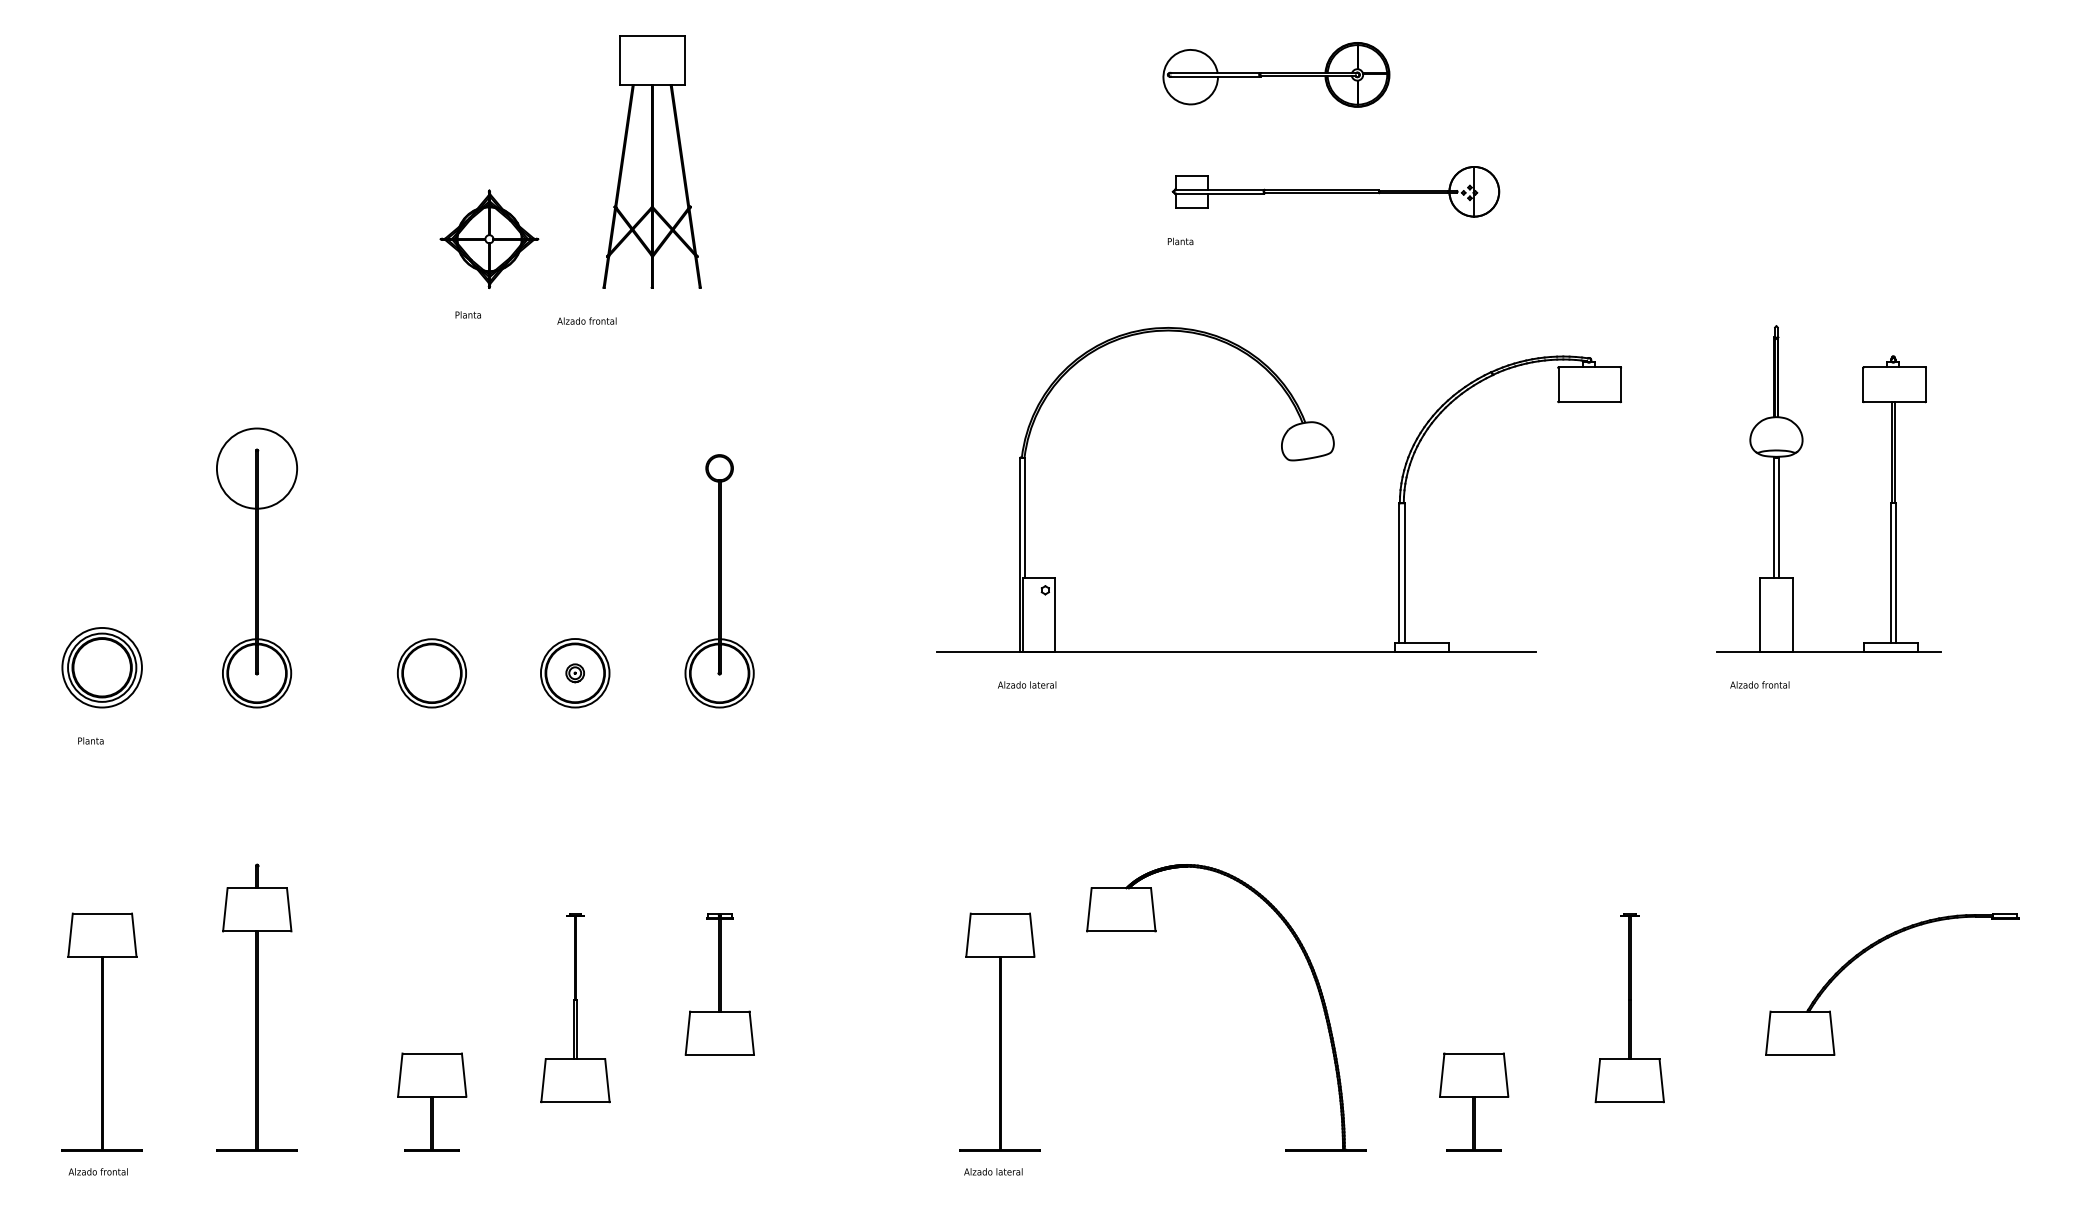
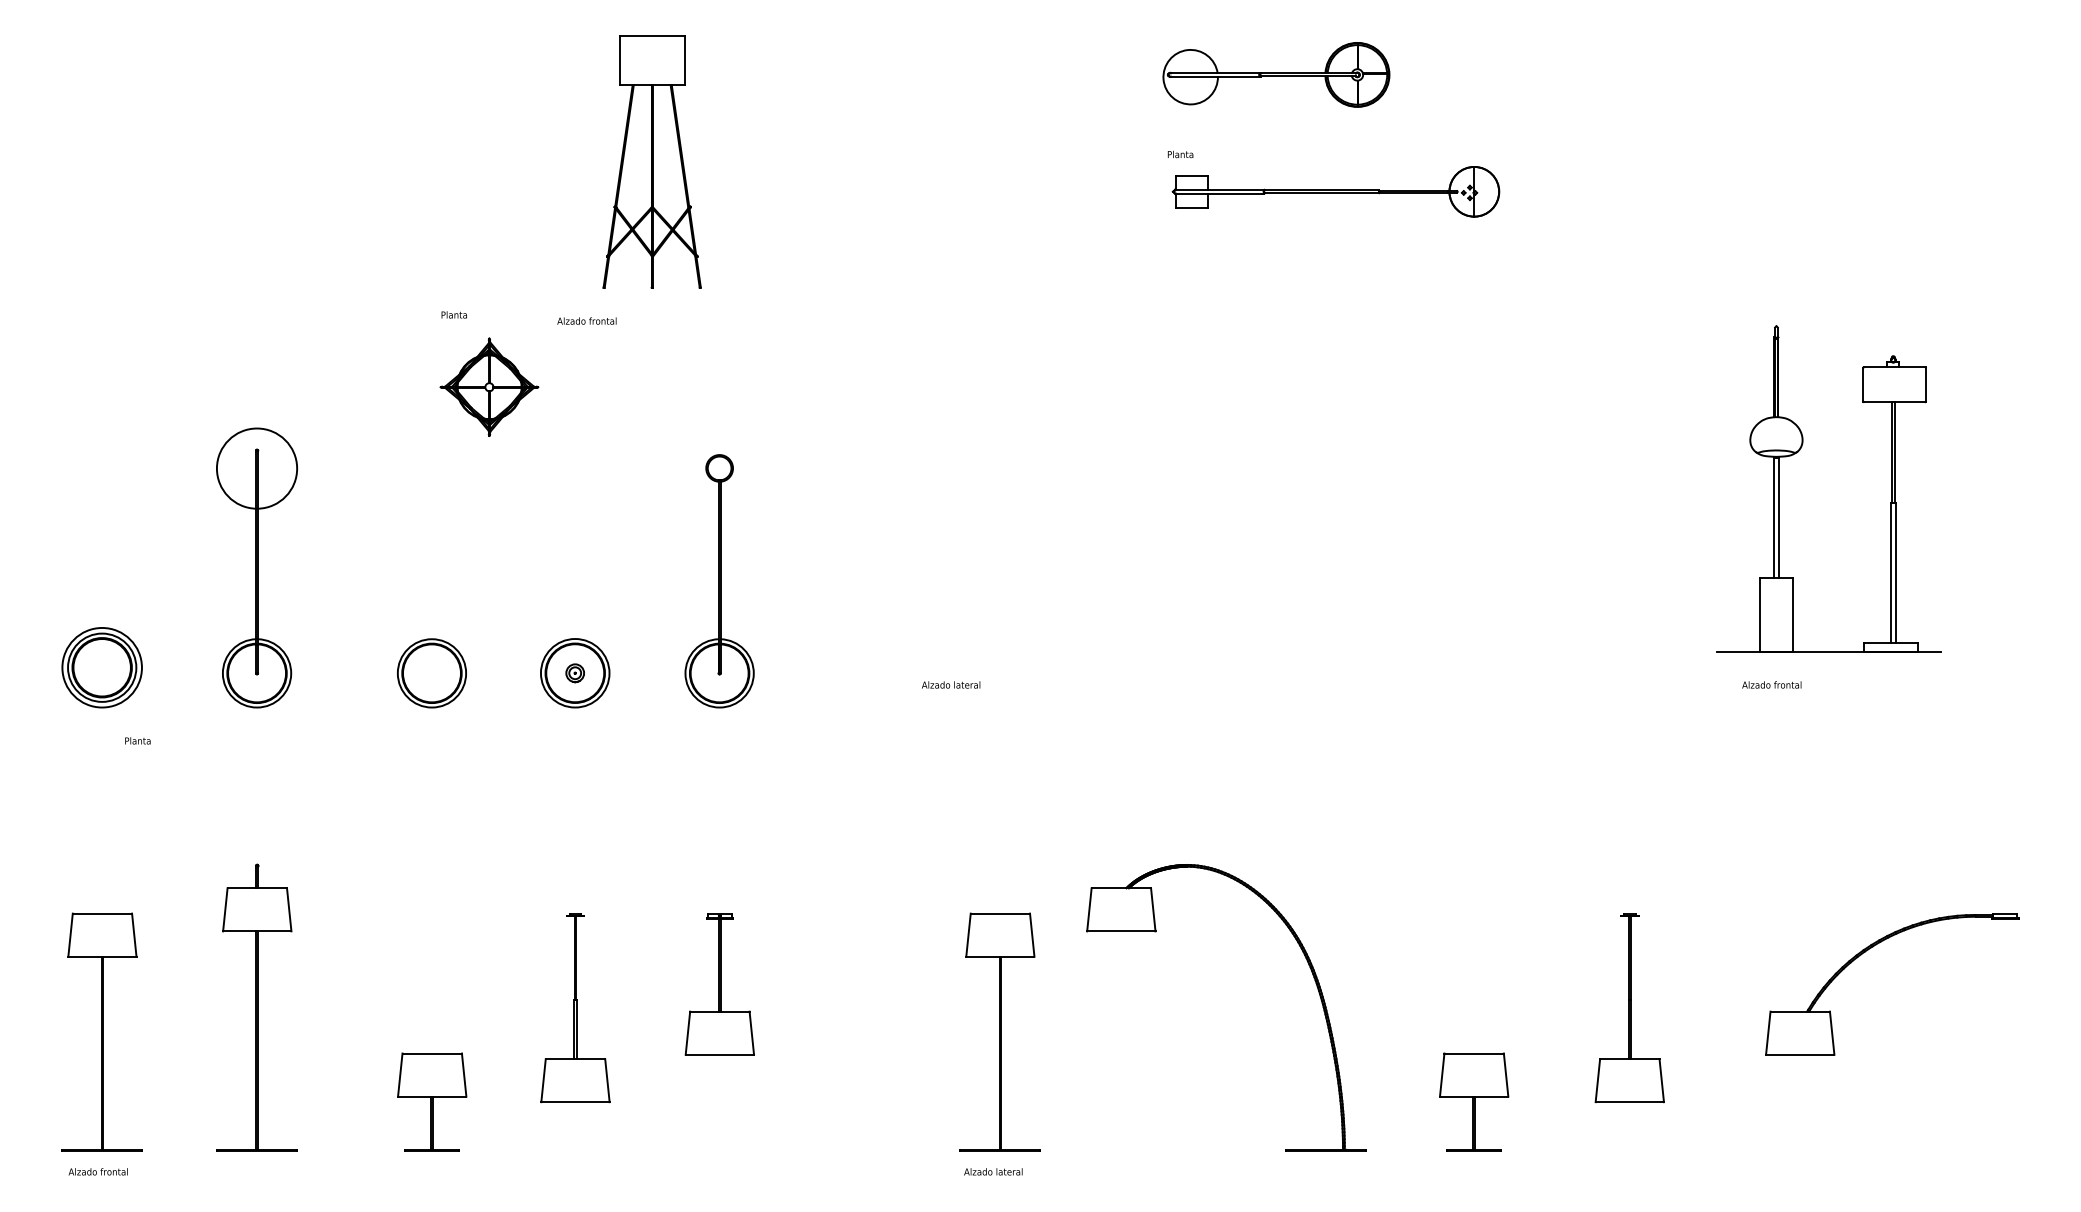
part position: (489, 238) -> (489, 386) (489, 386)
text position: (1180, 241) -> (1180, 154) (1180, 154)
text position: (467, 314) -> (453, 314) (453, 314)
part: present -> none (1287, 460)
text position: (1027, 684) -> (951, 684) (951, 684)
text position: (1759, 684) -> (1771, 684) (1771, 684)
text position: (90, 740) -> (137, 740) (137, 740)
